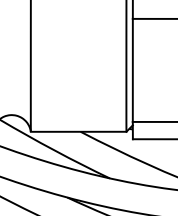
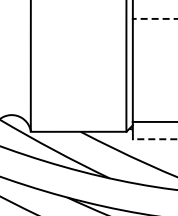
line: solid -> dashed (154, 18)
line: solid -> dashed (154, 139)
